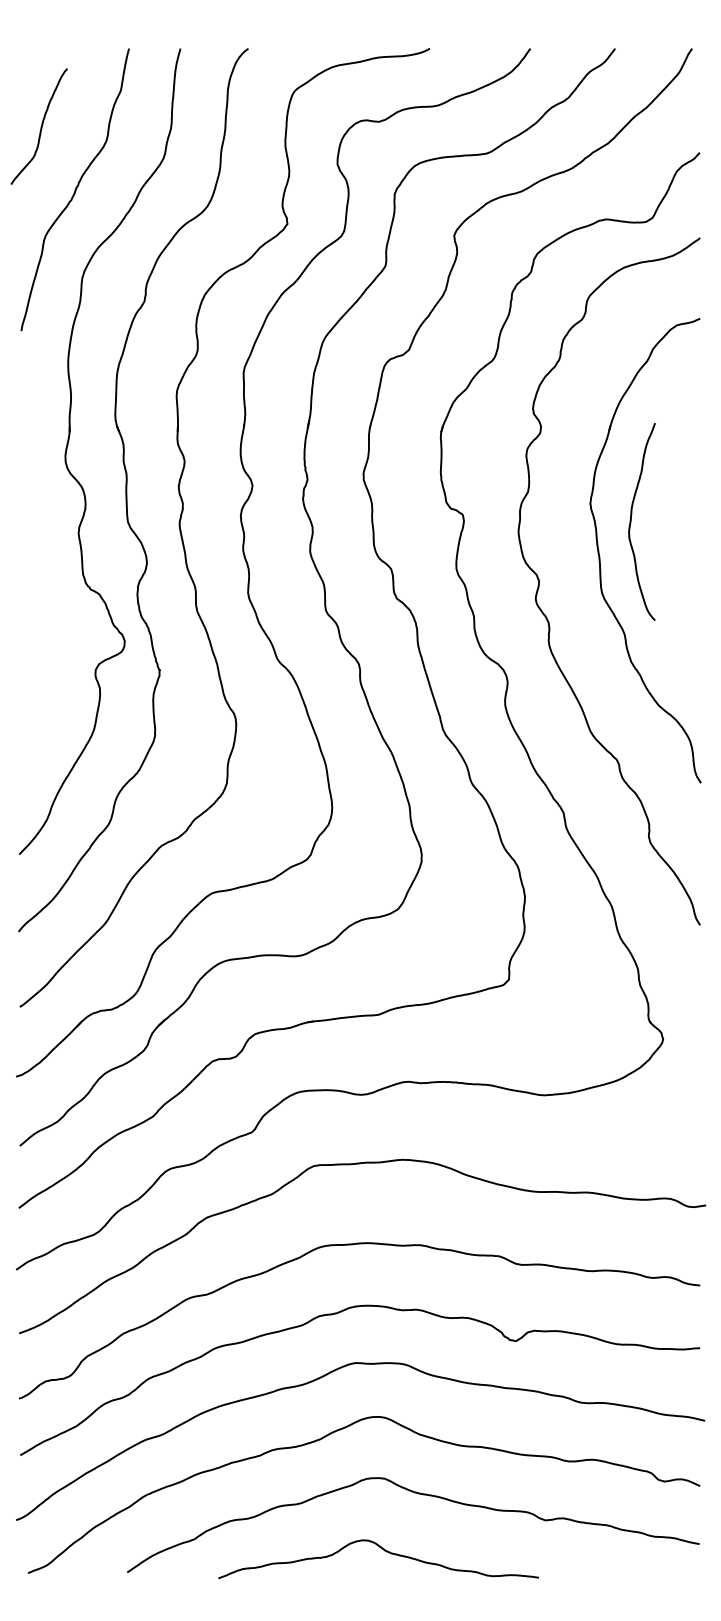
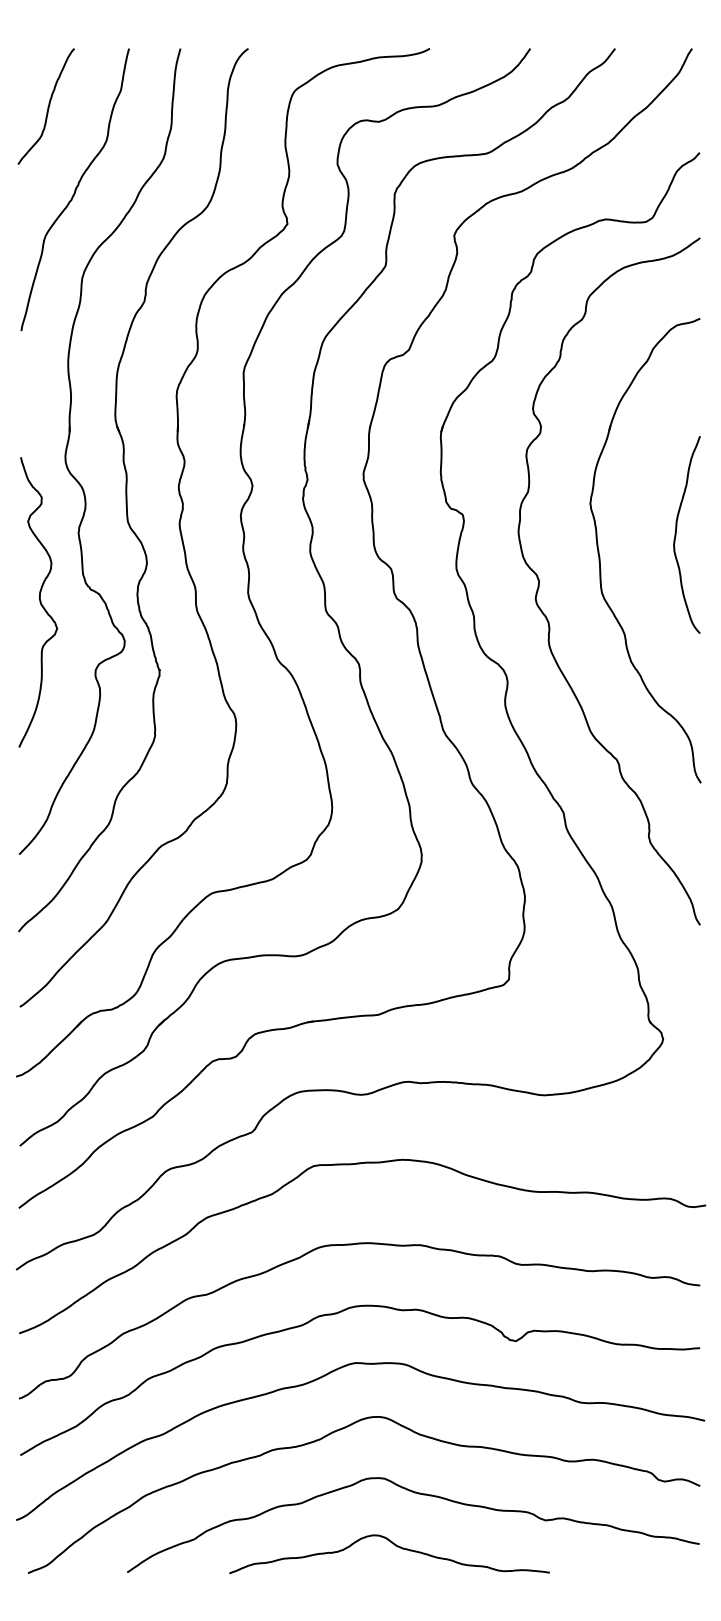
curve position: (40, 127) -> (47, 107) (47, 107)
curve position: (631, 521) -> (676, 534) (676, 534)
curve: none -> present (39, 602)
curve position: (384, 1551) -> (395, 1546) (395, 1546)
